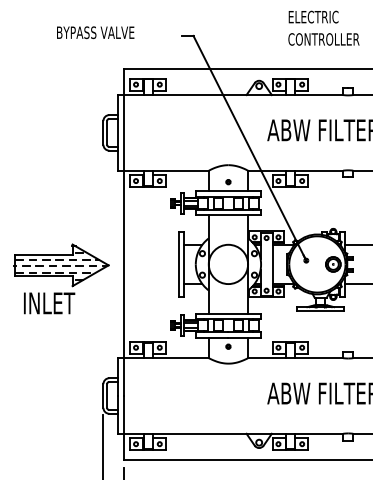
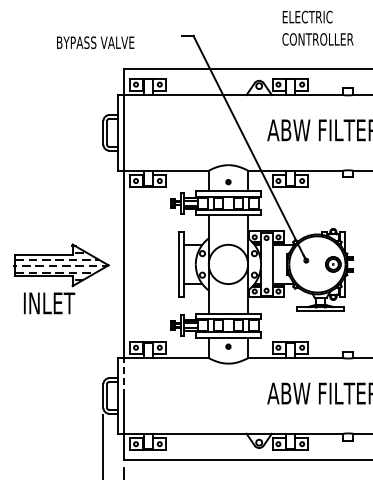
text position: (323, 27) -> (317, 27) (317, 27)
text position: (95, 32) -> (95, 42) (95, 42)
line: present -> none (357, 244)
line: present -> none (357, 284)
line: solid -> dashed (124, 377)
